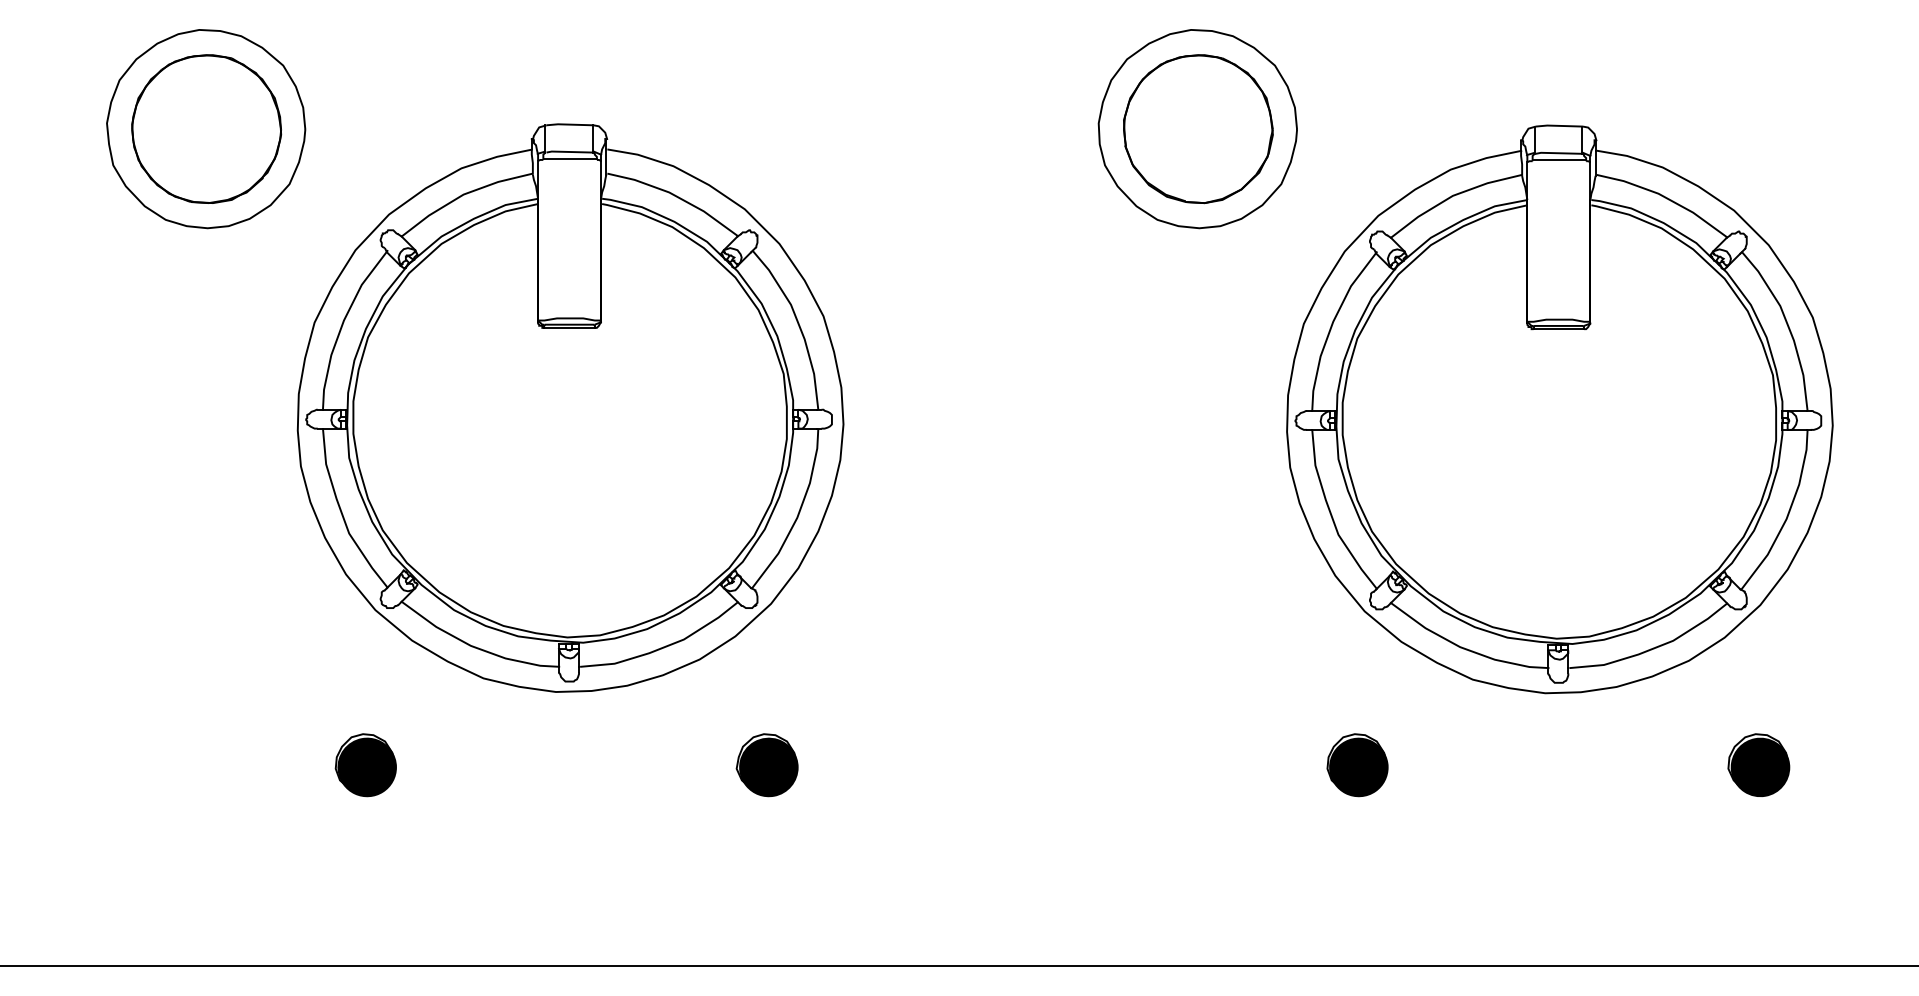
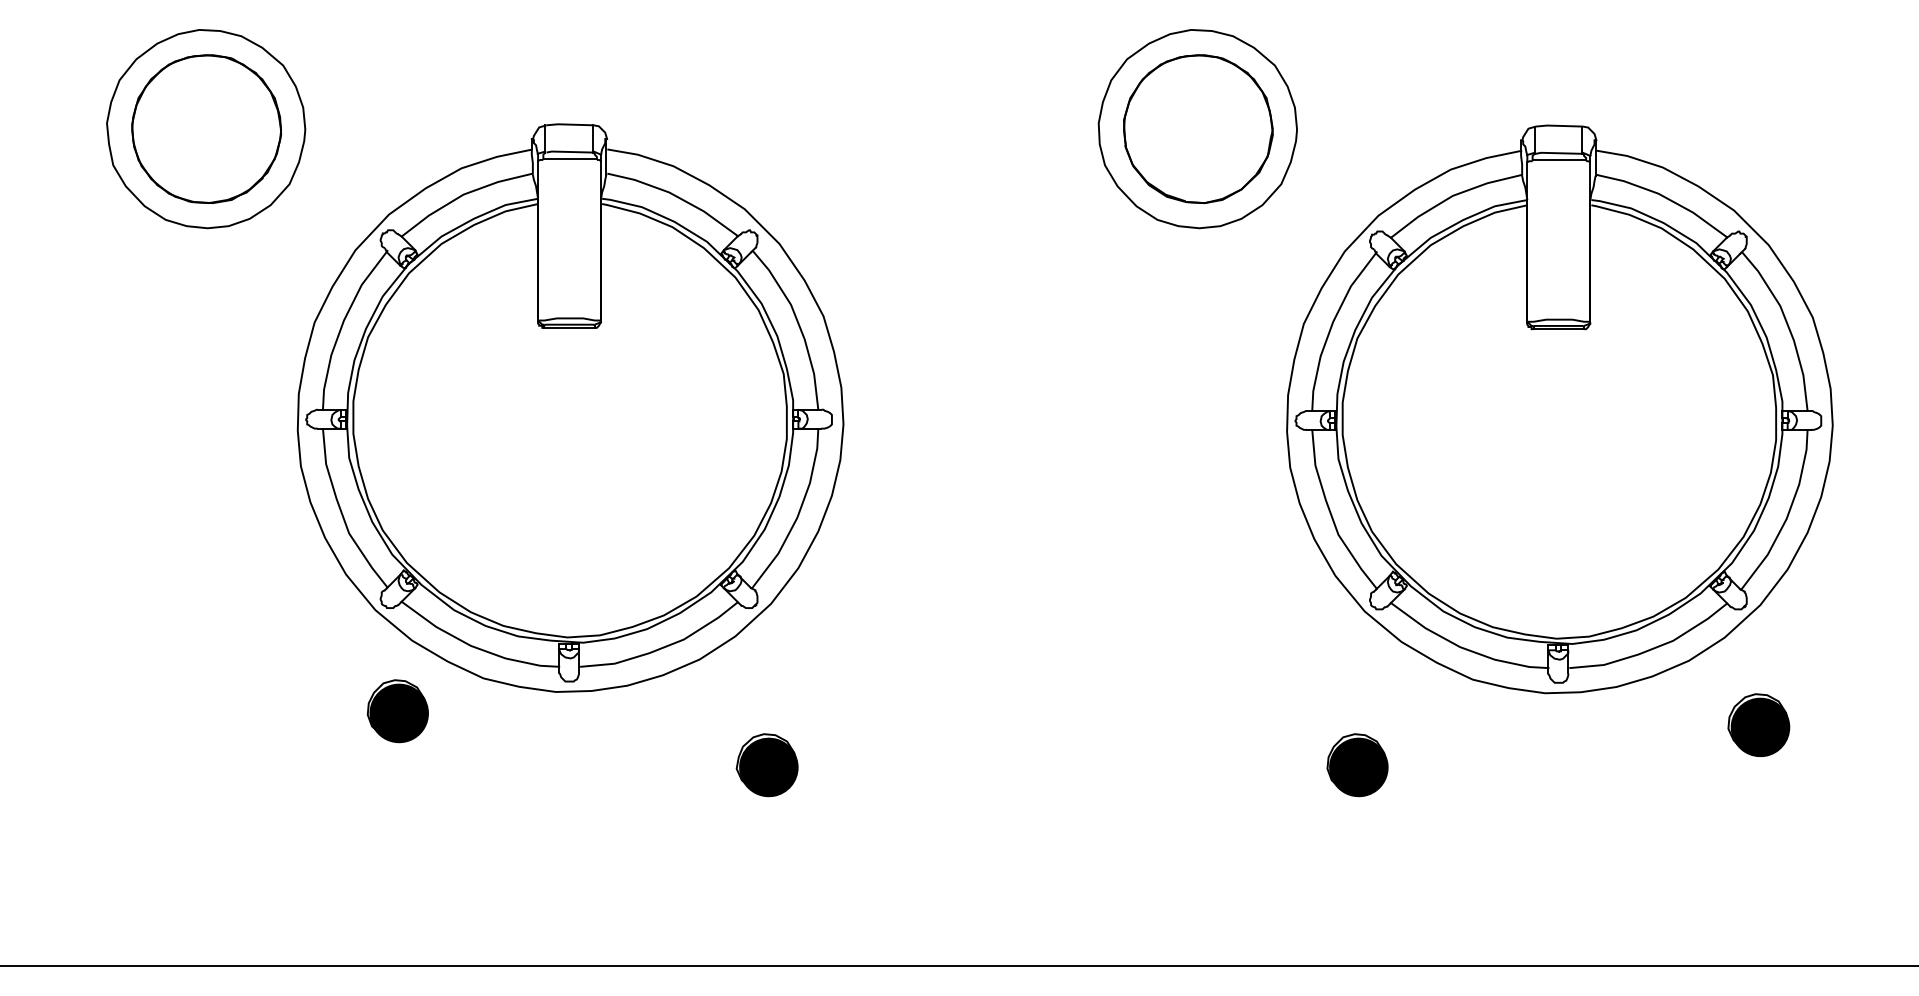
part position: (1758, 764) -> (1758, 724) (1758, 724)
part position: (365, 765) -> (397, 711) (397, 711)
